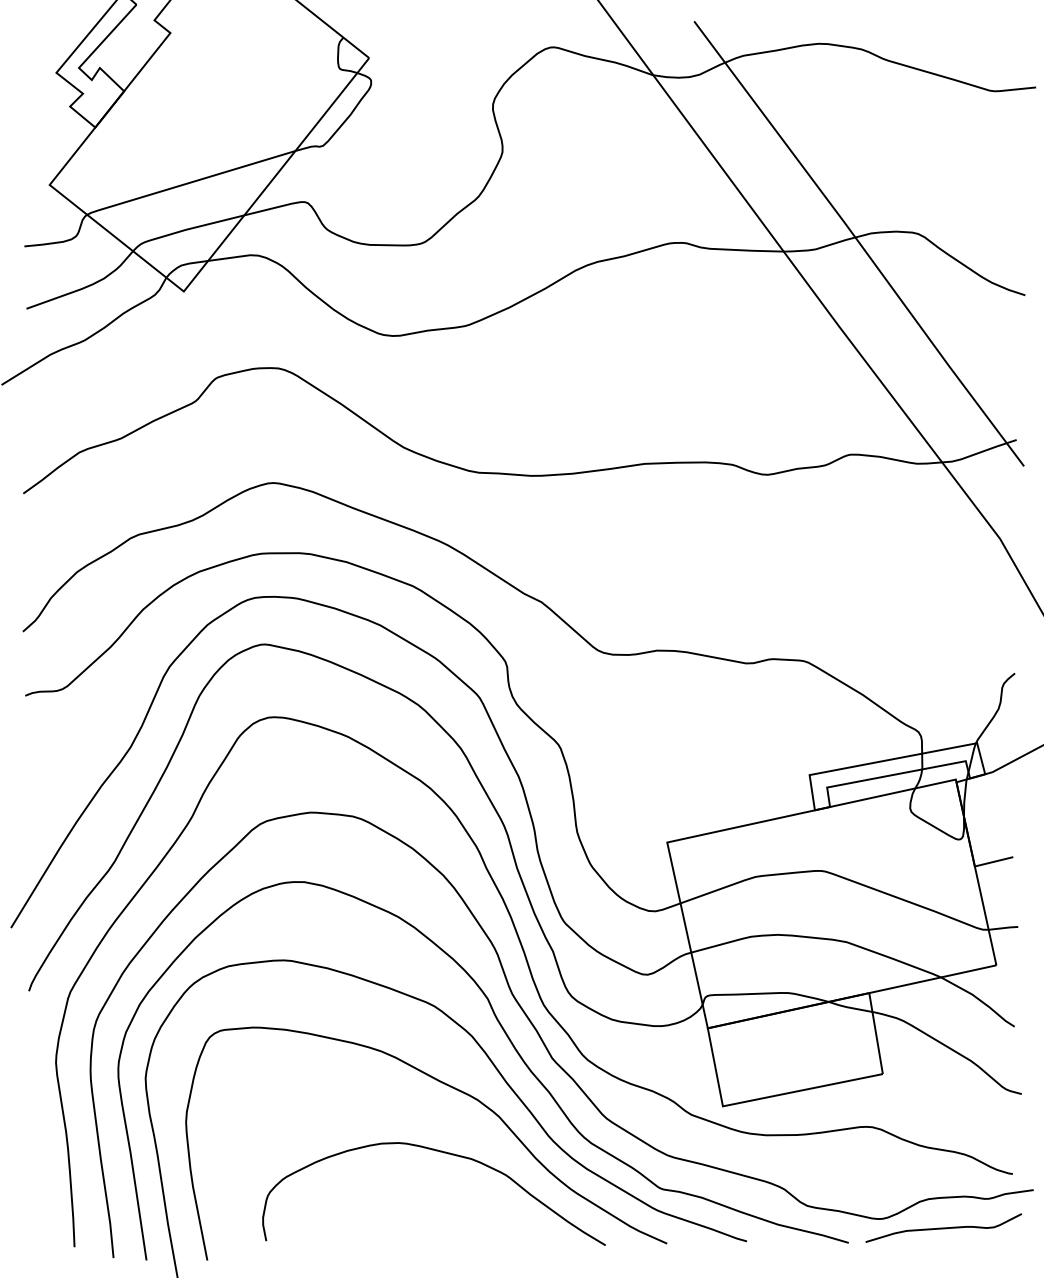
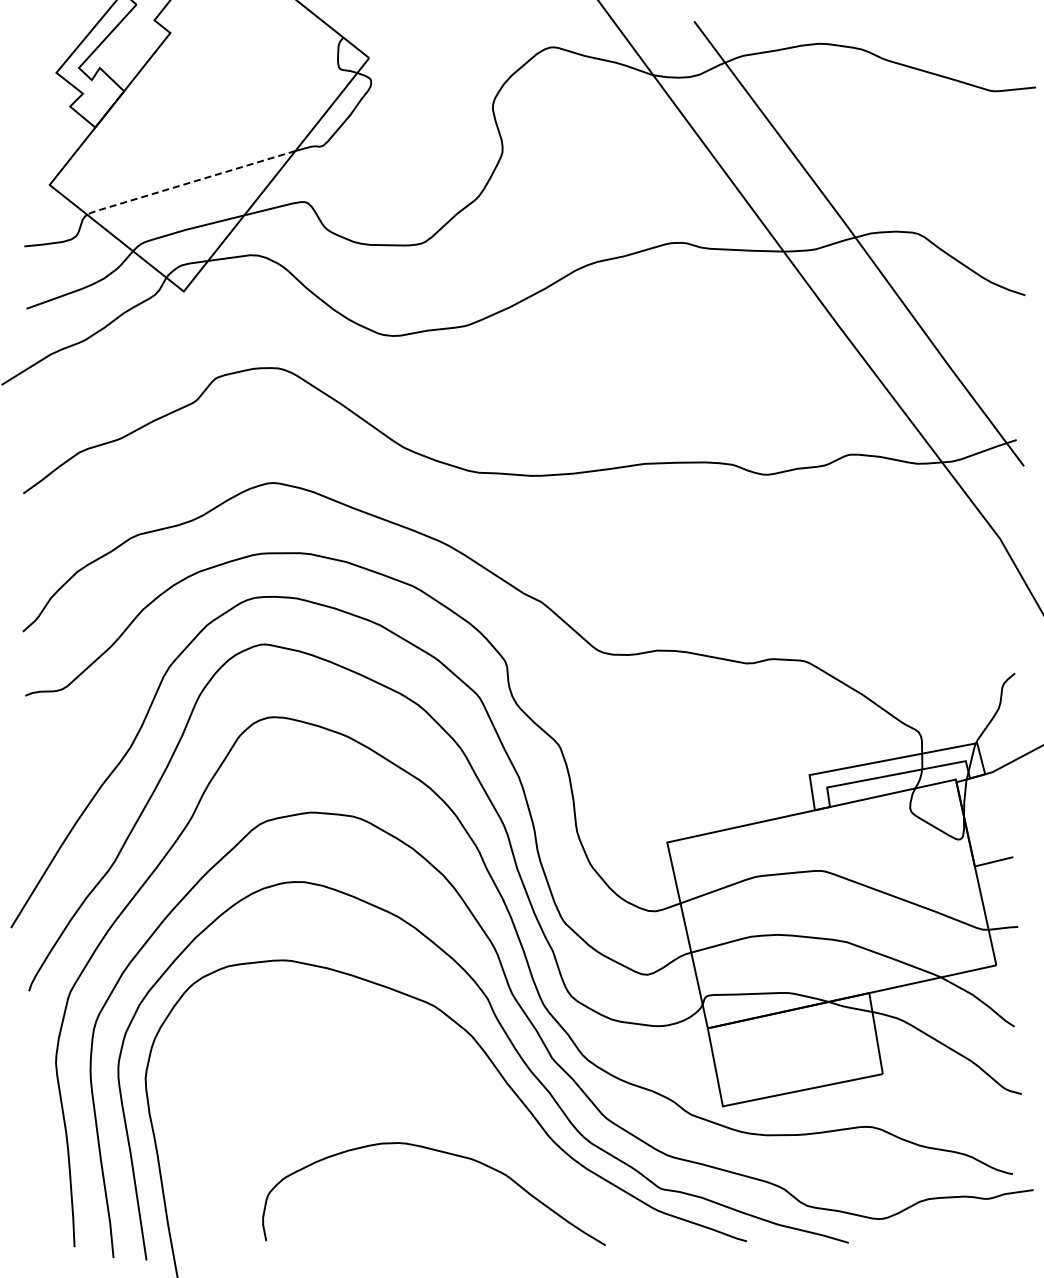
line: solid -> dashed (189, 182)
curve: present -> none (454, 1089)
curve: present -> none (943, 1227)
